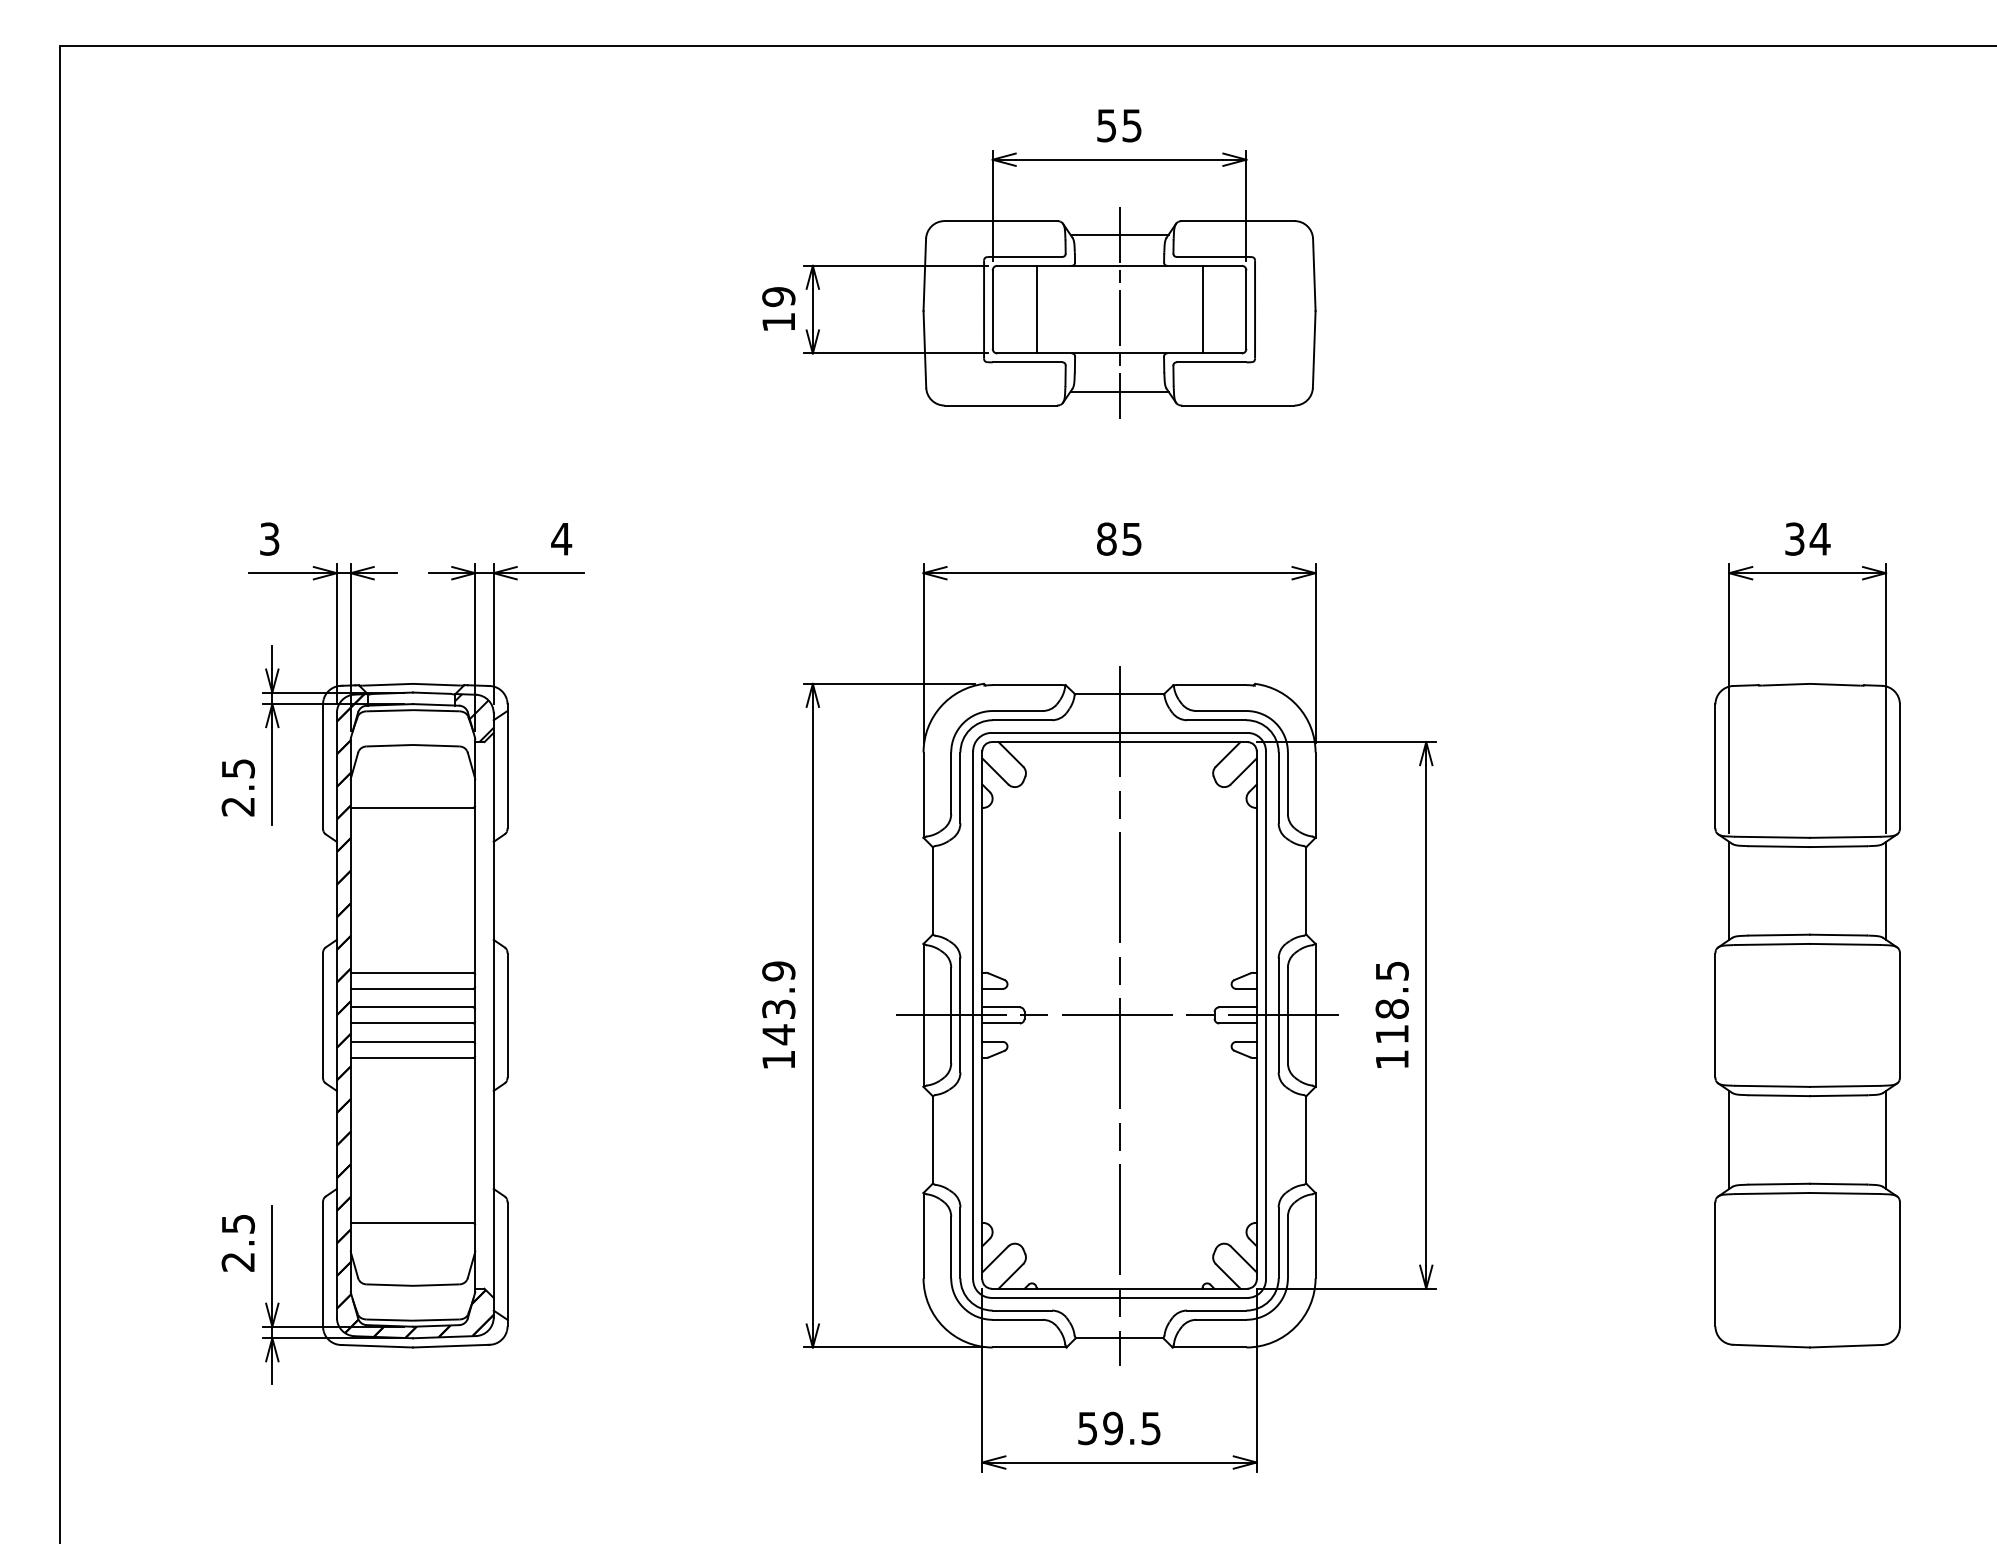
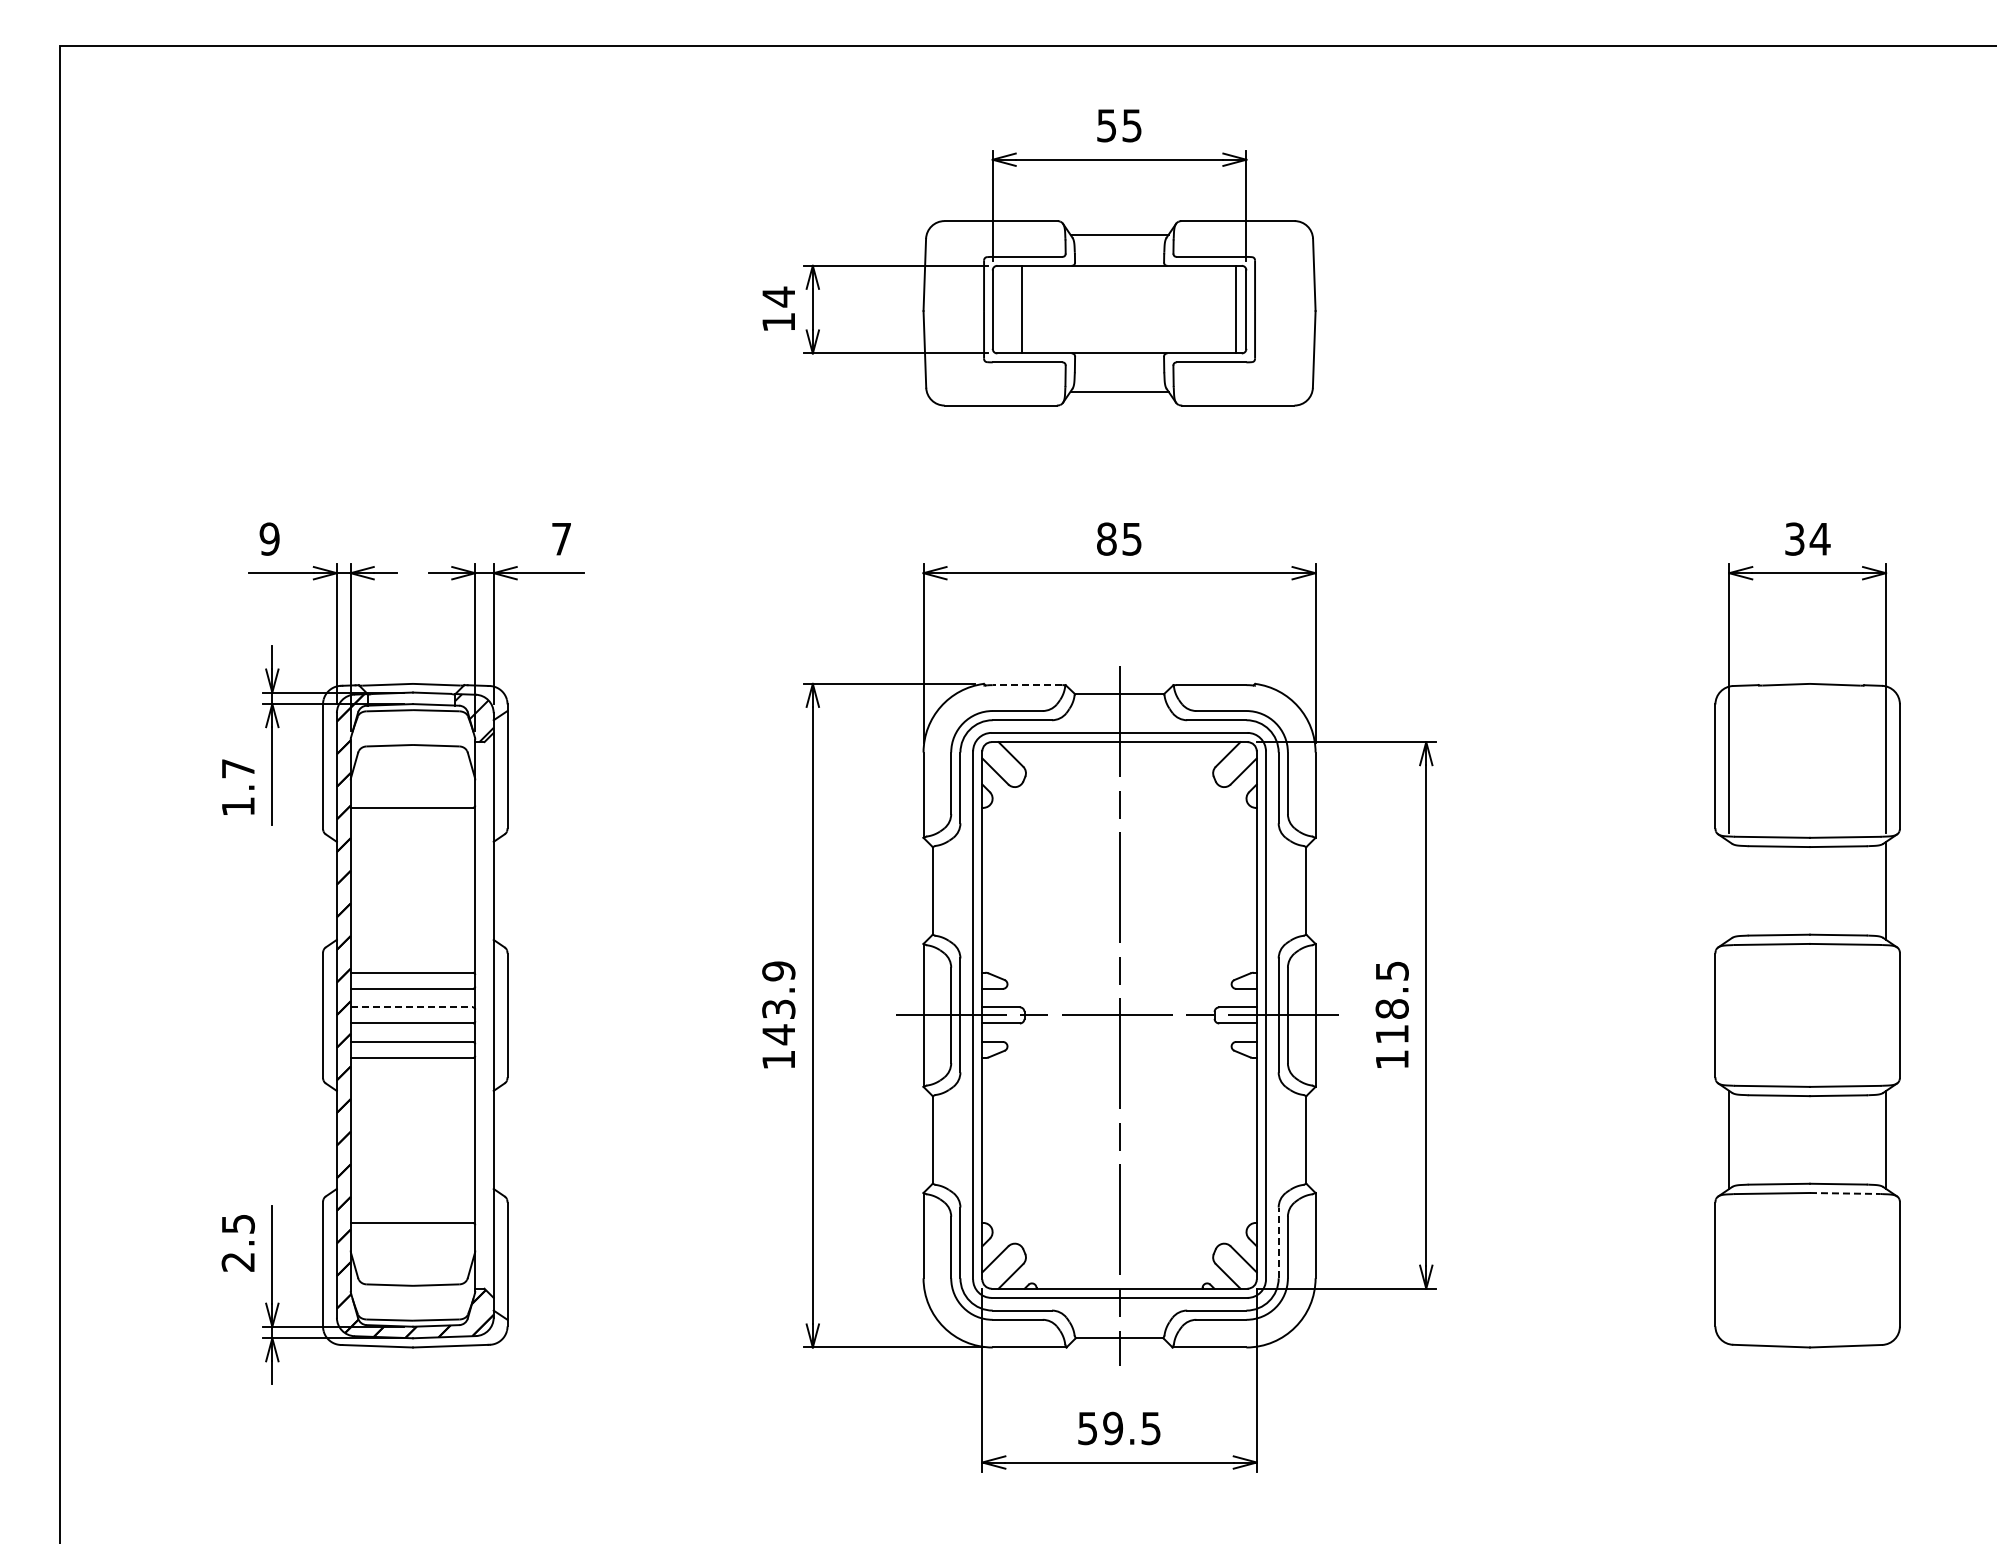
text: 19 -> 14 (778, 296)
line position: (1036, 309) -> (1021, 309) (1021, 309)
line position: (1202, 309) -> (1235, 309) (1235, 309)
line: present -> none (1119, 313)
text: 3 -> 9 (269, 538)
text: 4 -> 7 (561, 539)
line: solid -> dashed (1027, 685)
text: 2.5 -> 1.7 (237, 787)
line: present -> none (1729, 890)
line: solid -> dashed (412, 1007)
line: solid -> dashed (1845, 1193)
line: solid -> dashed (1278, 1242)
